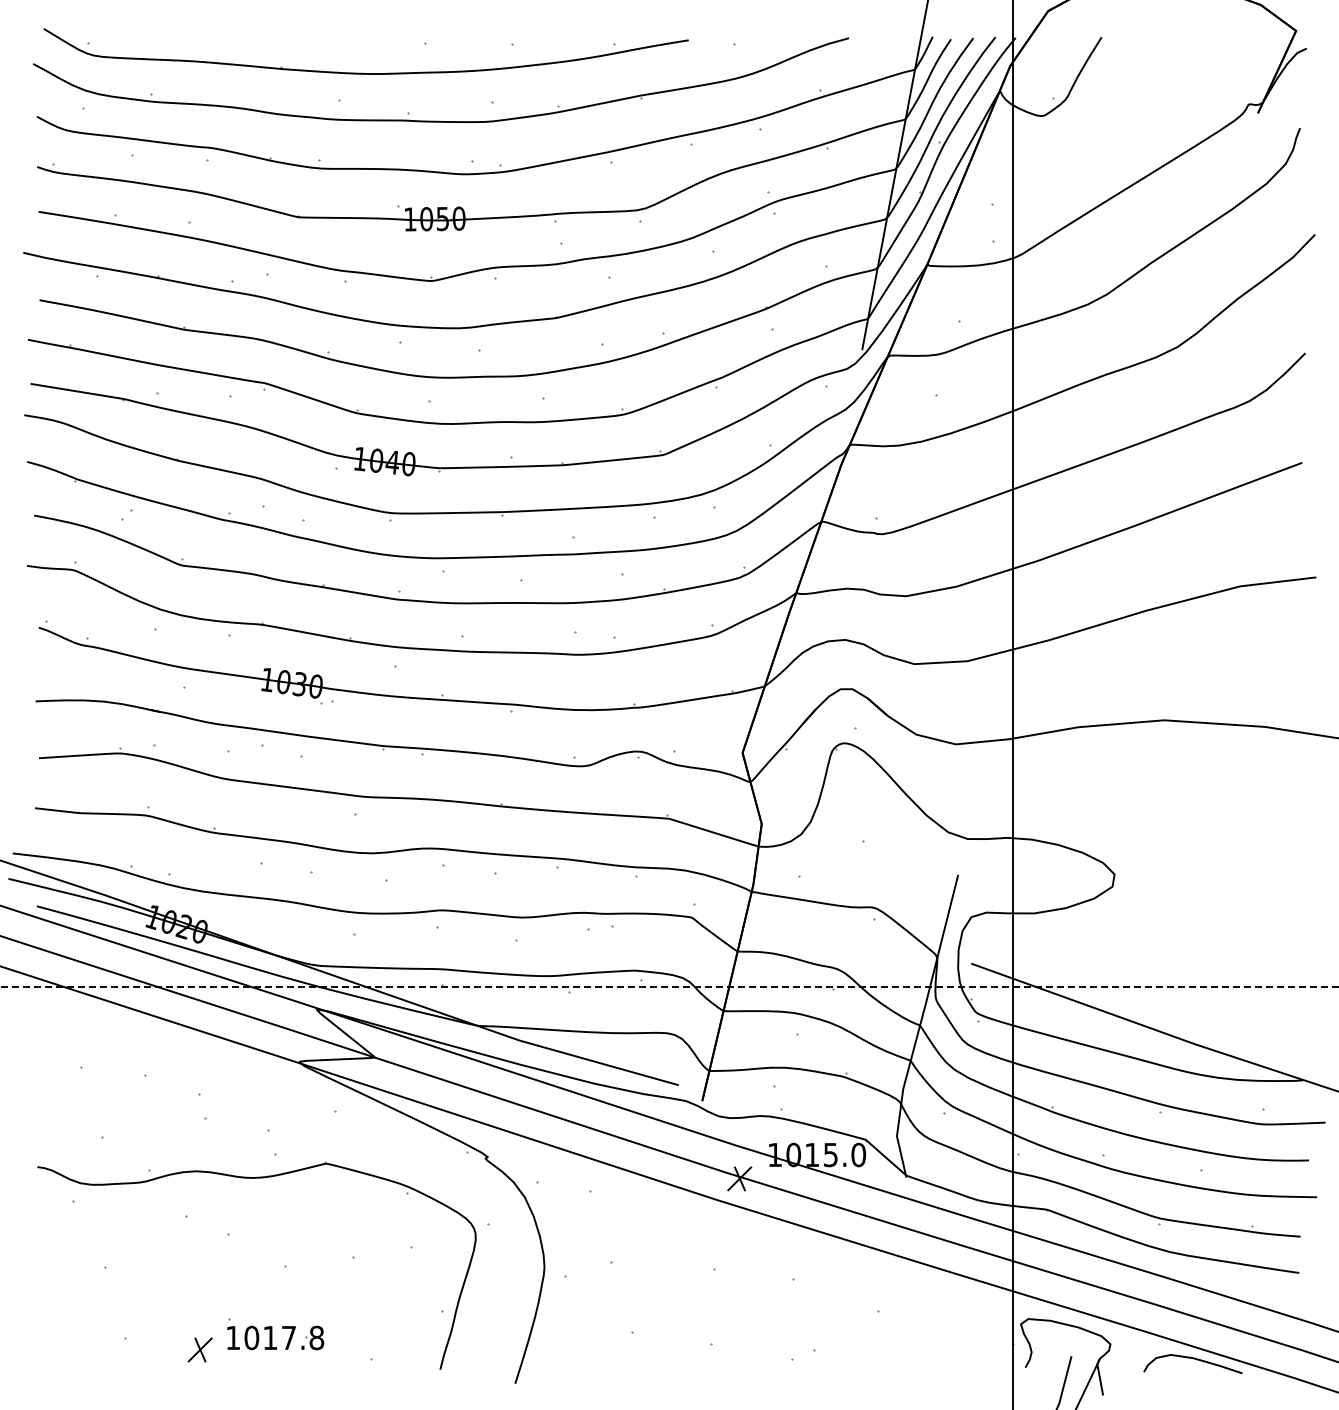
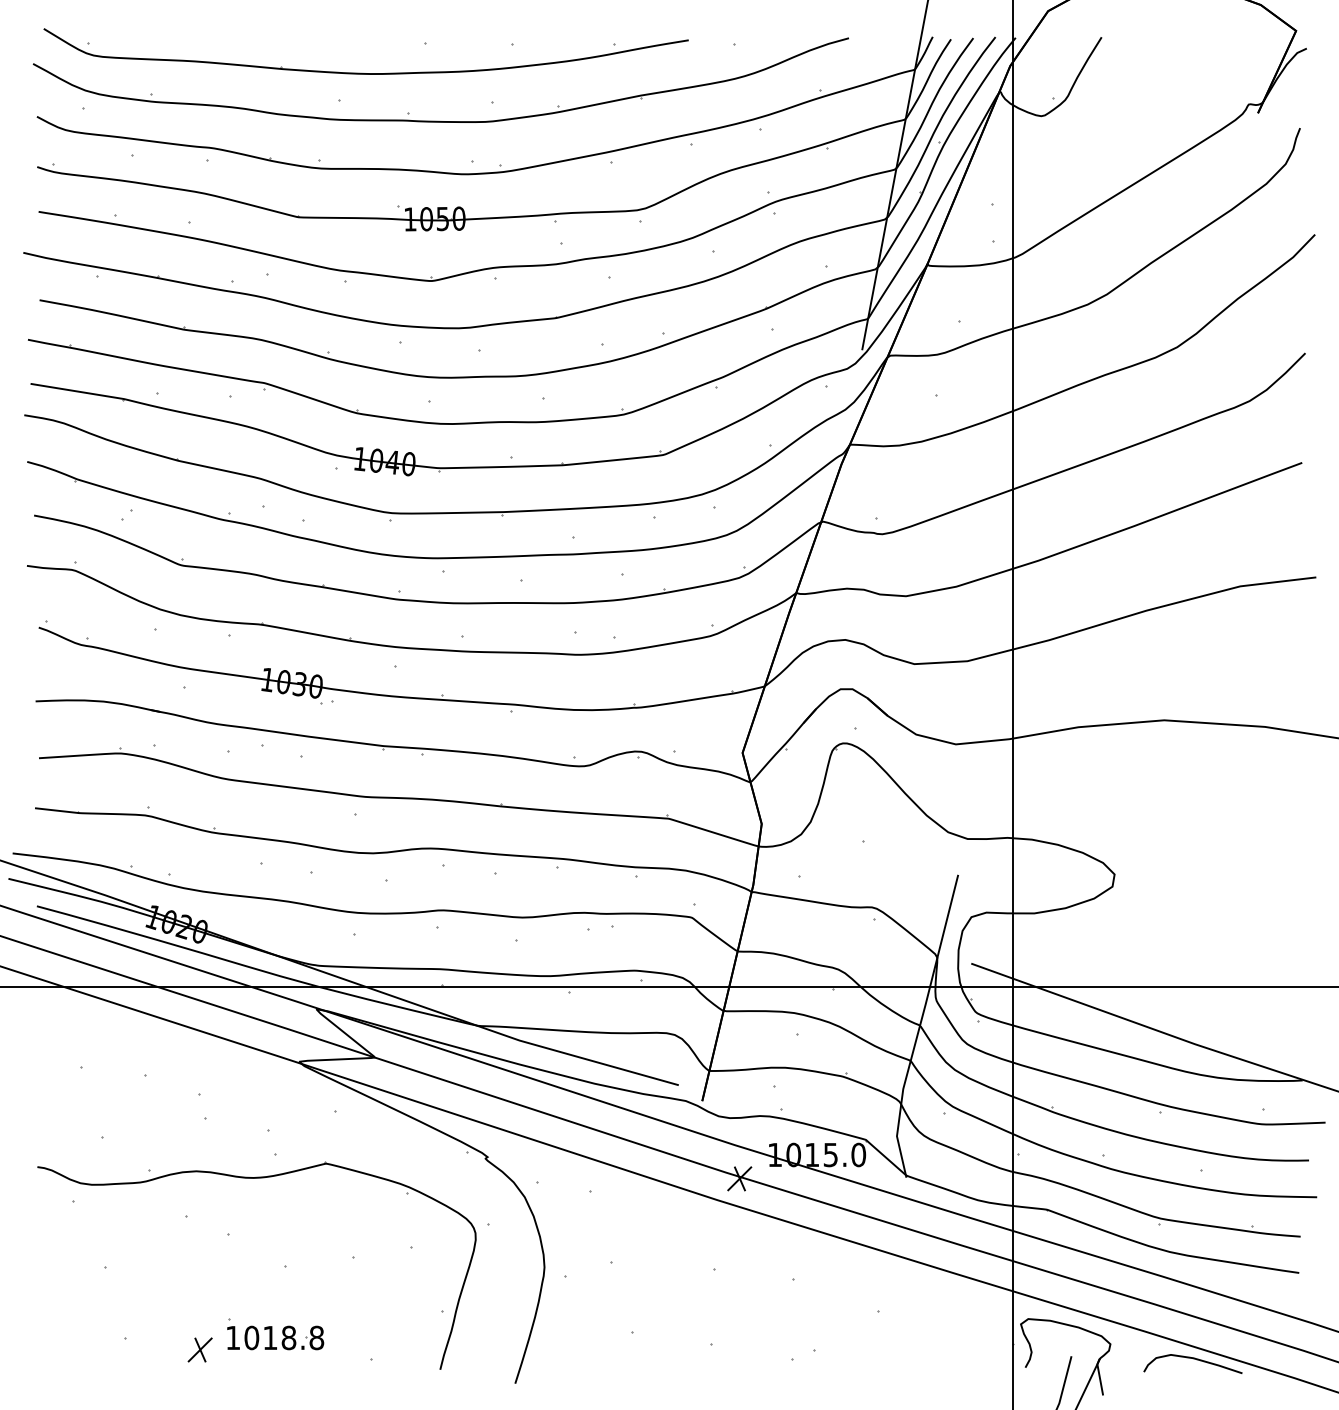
line: dashed -> solid (670, 986)
text: 1017.8 -> 1018.8 (288, 1337)
